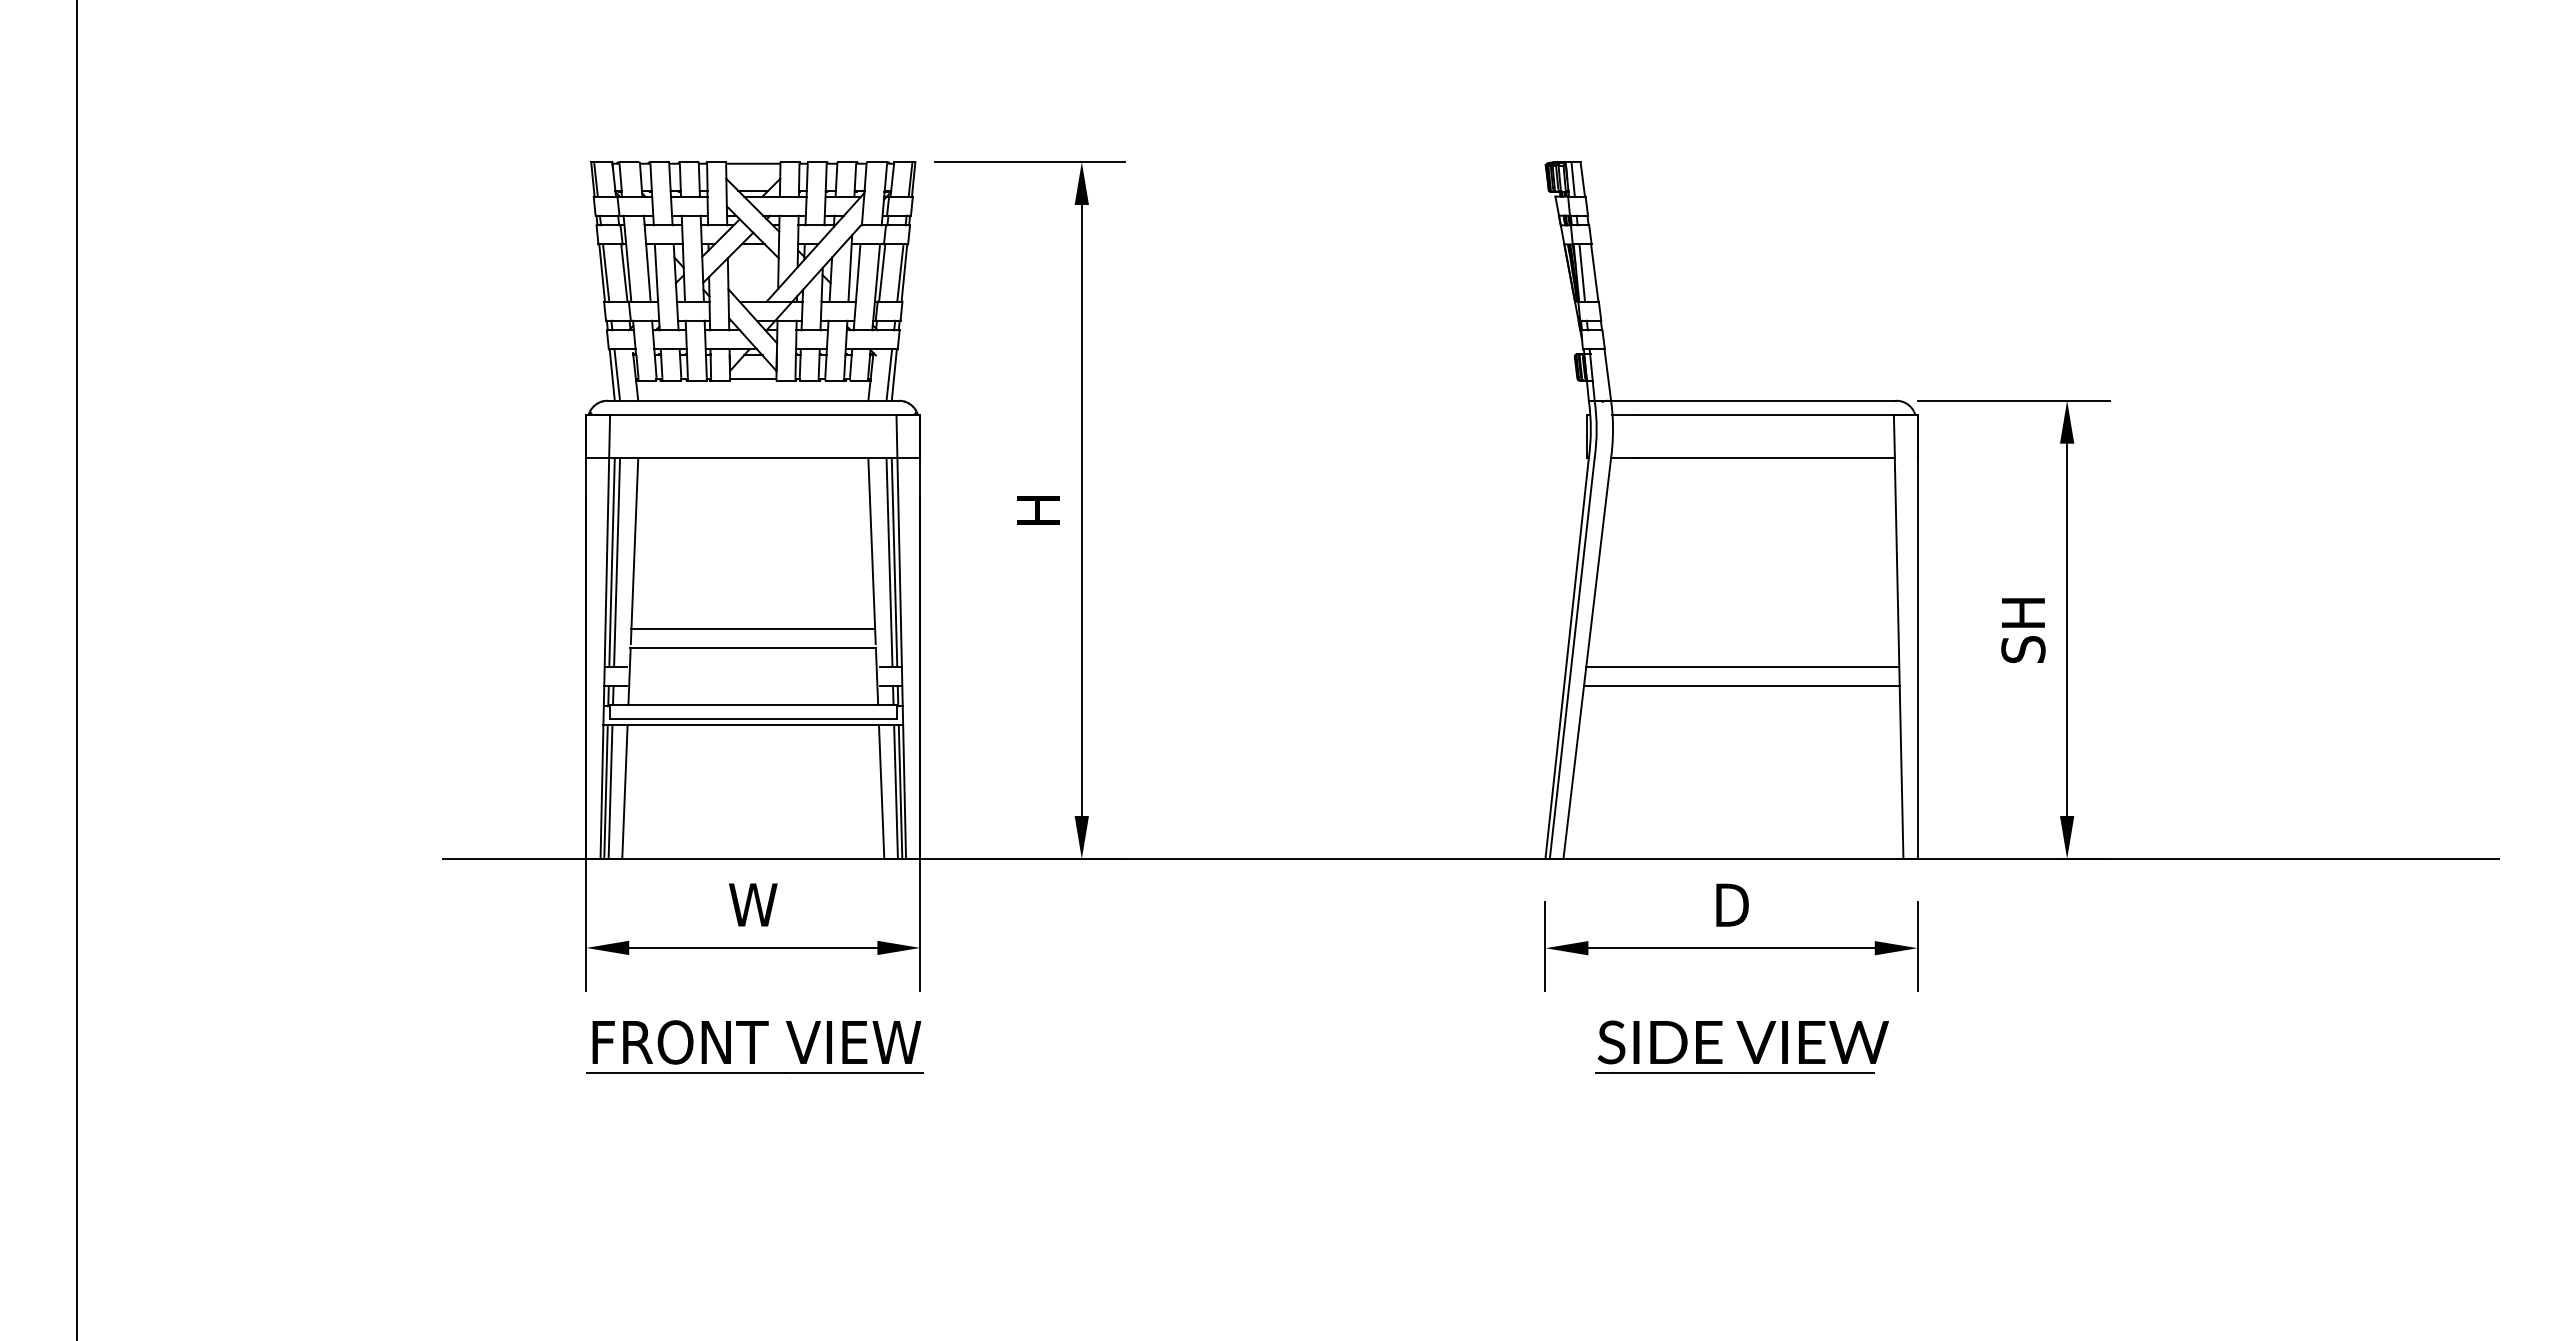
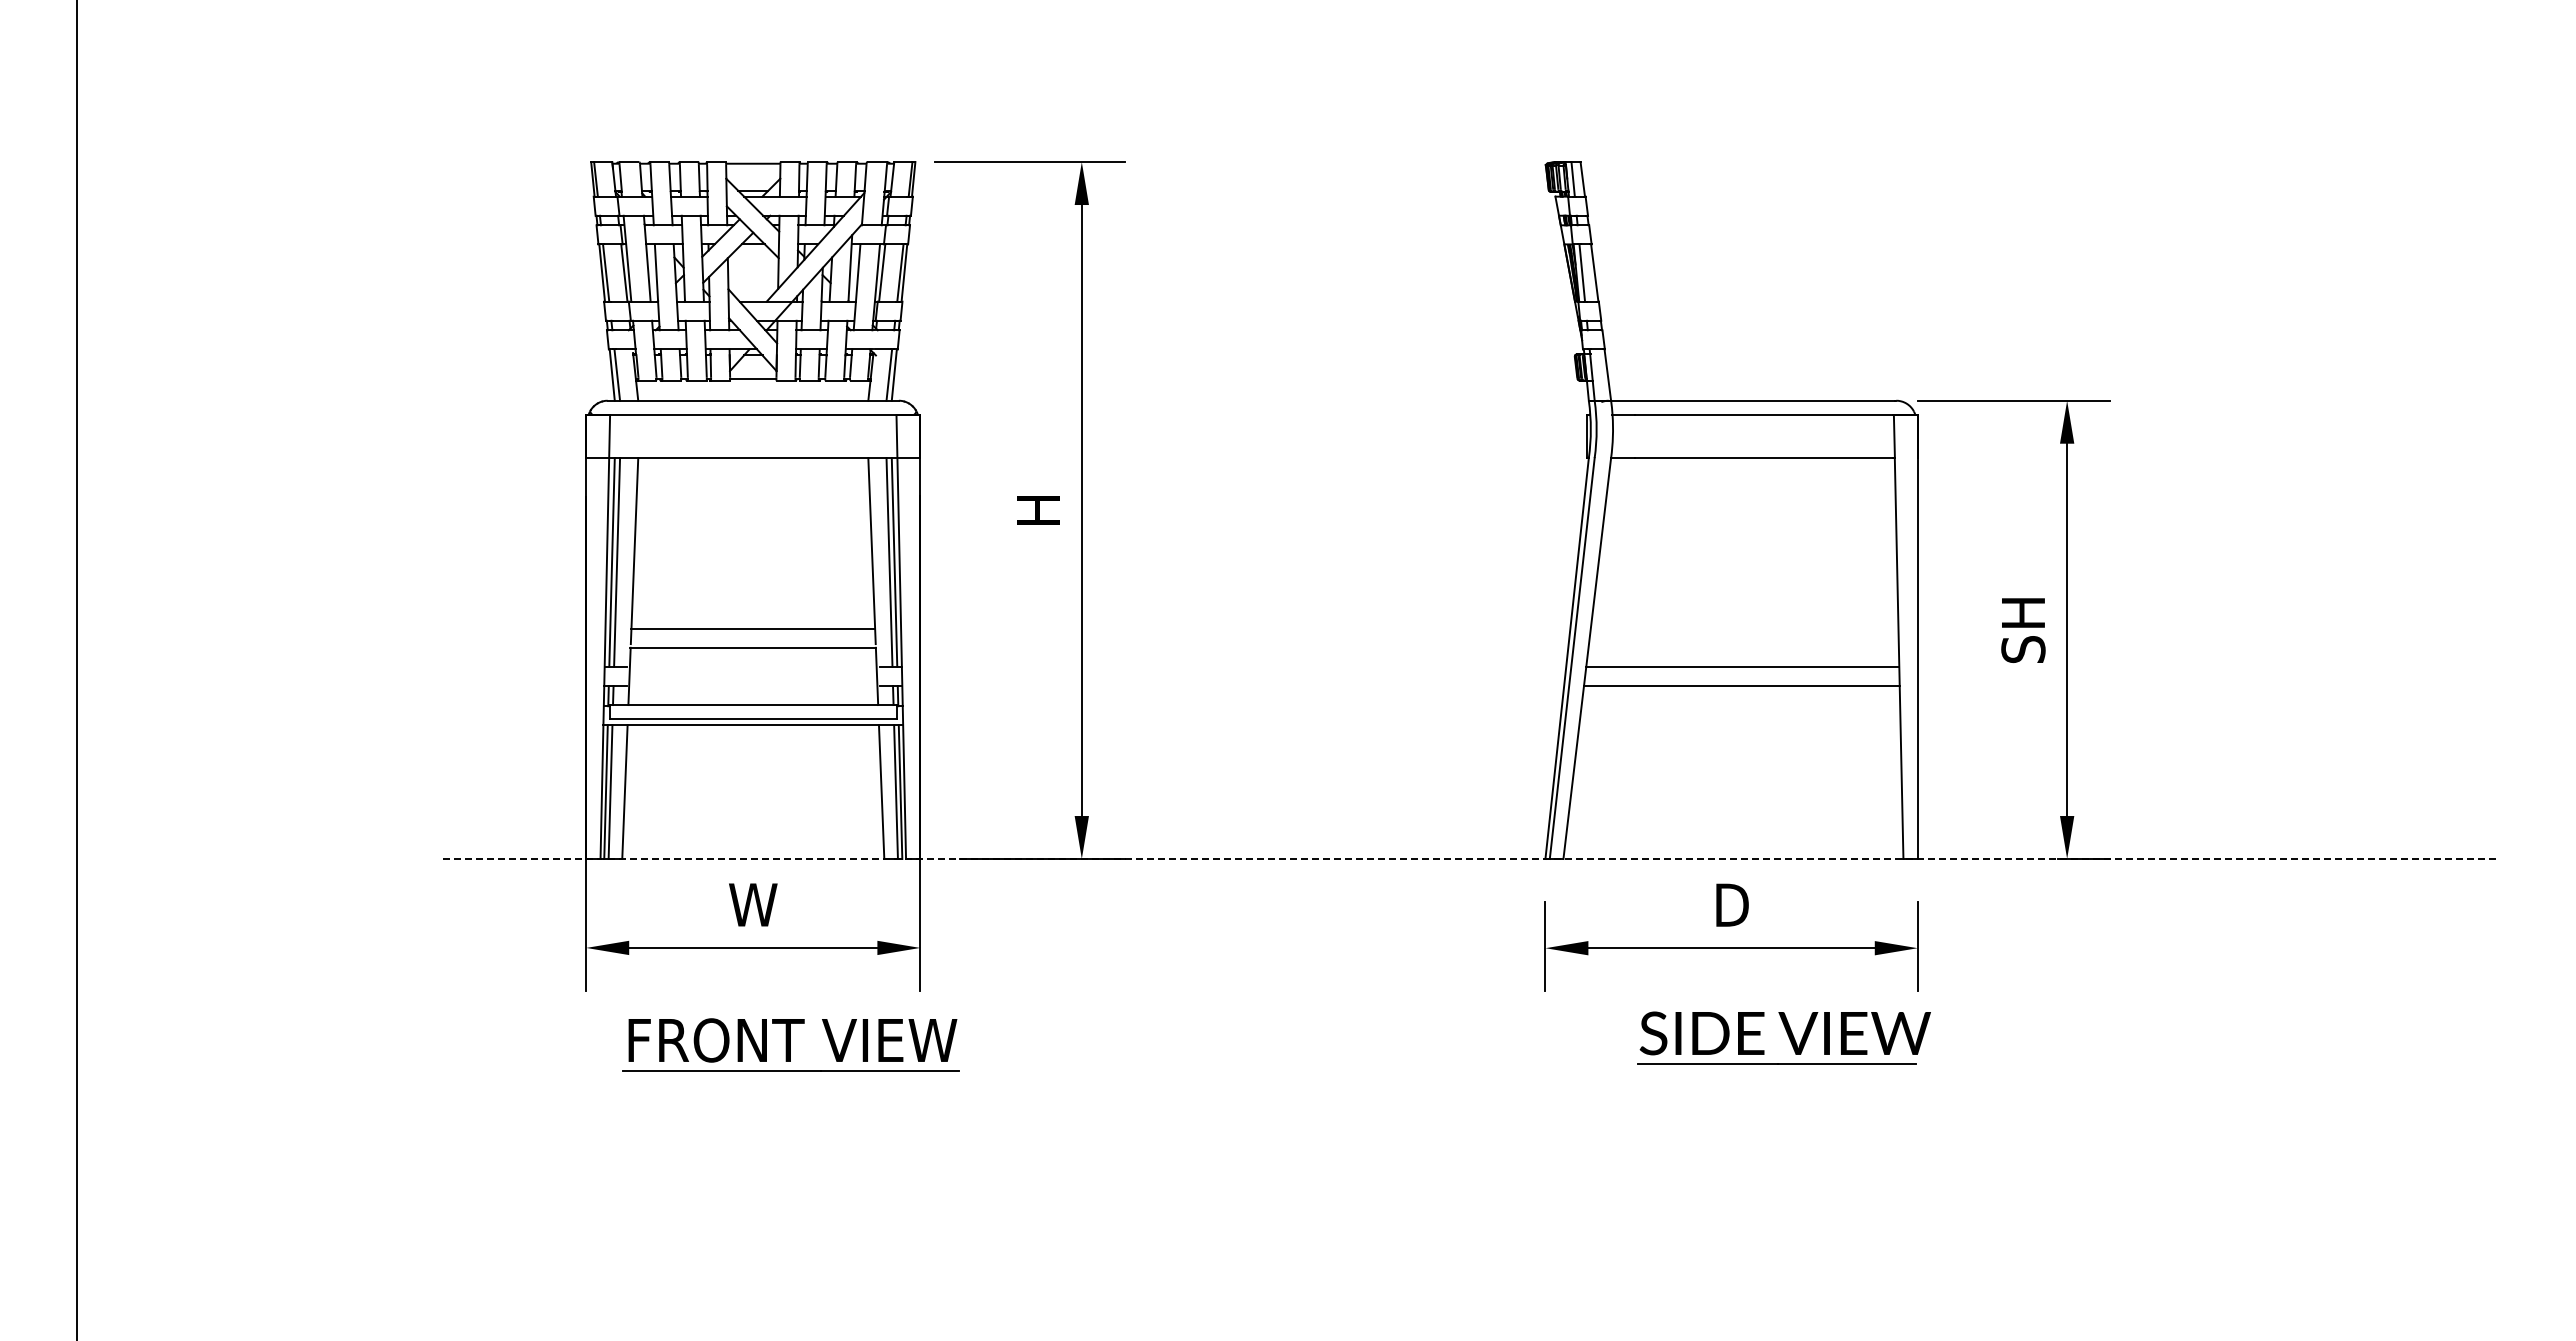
line: solid -> dashed (1471, 858)
part position: (754, 1046) -> (790, 1044) (790, 1044)
part position: (1741, 1046) -> (1783, 1037) (1783, 1037)
